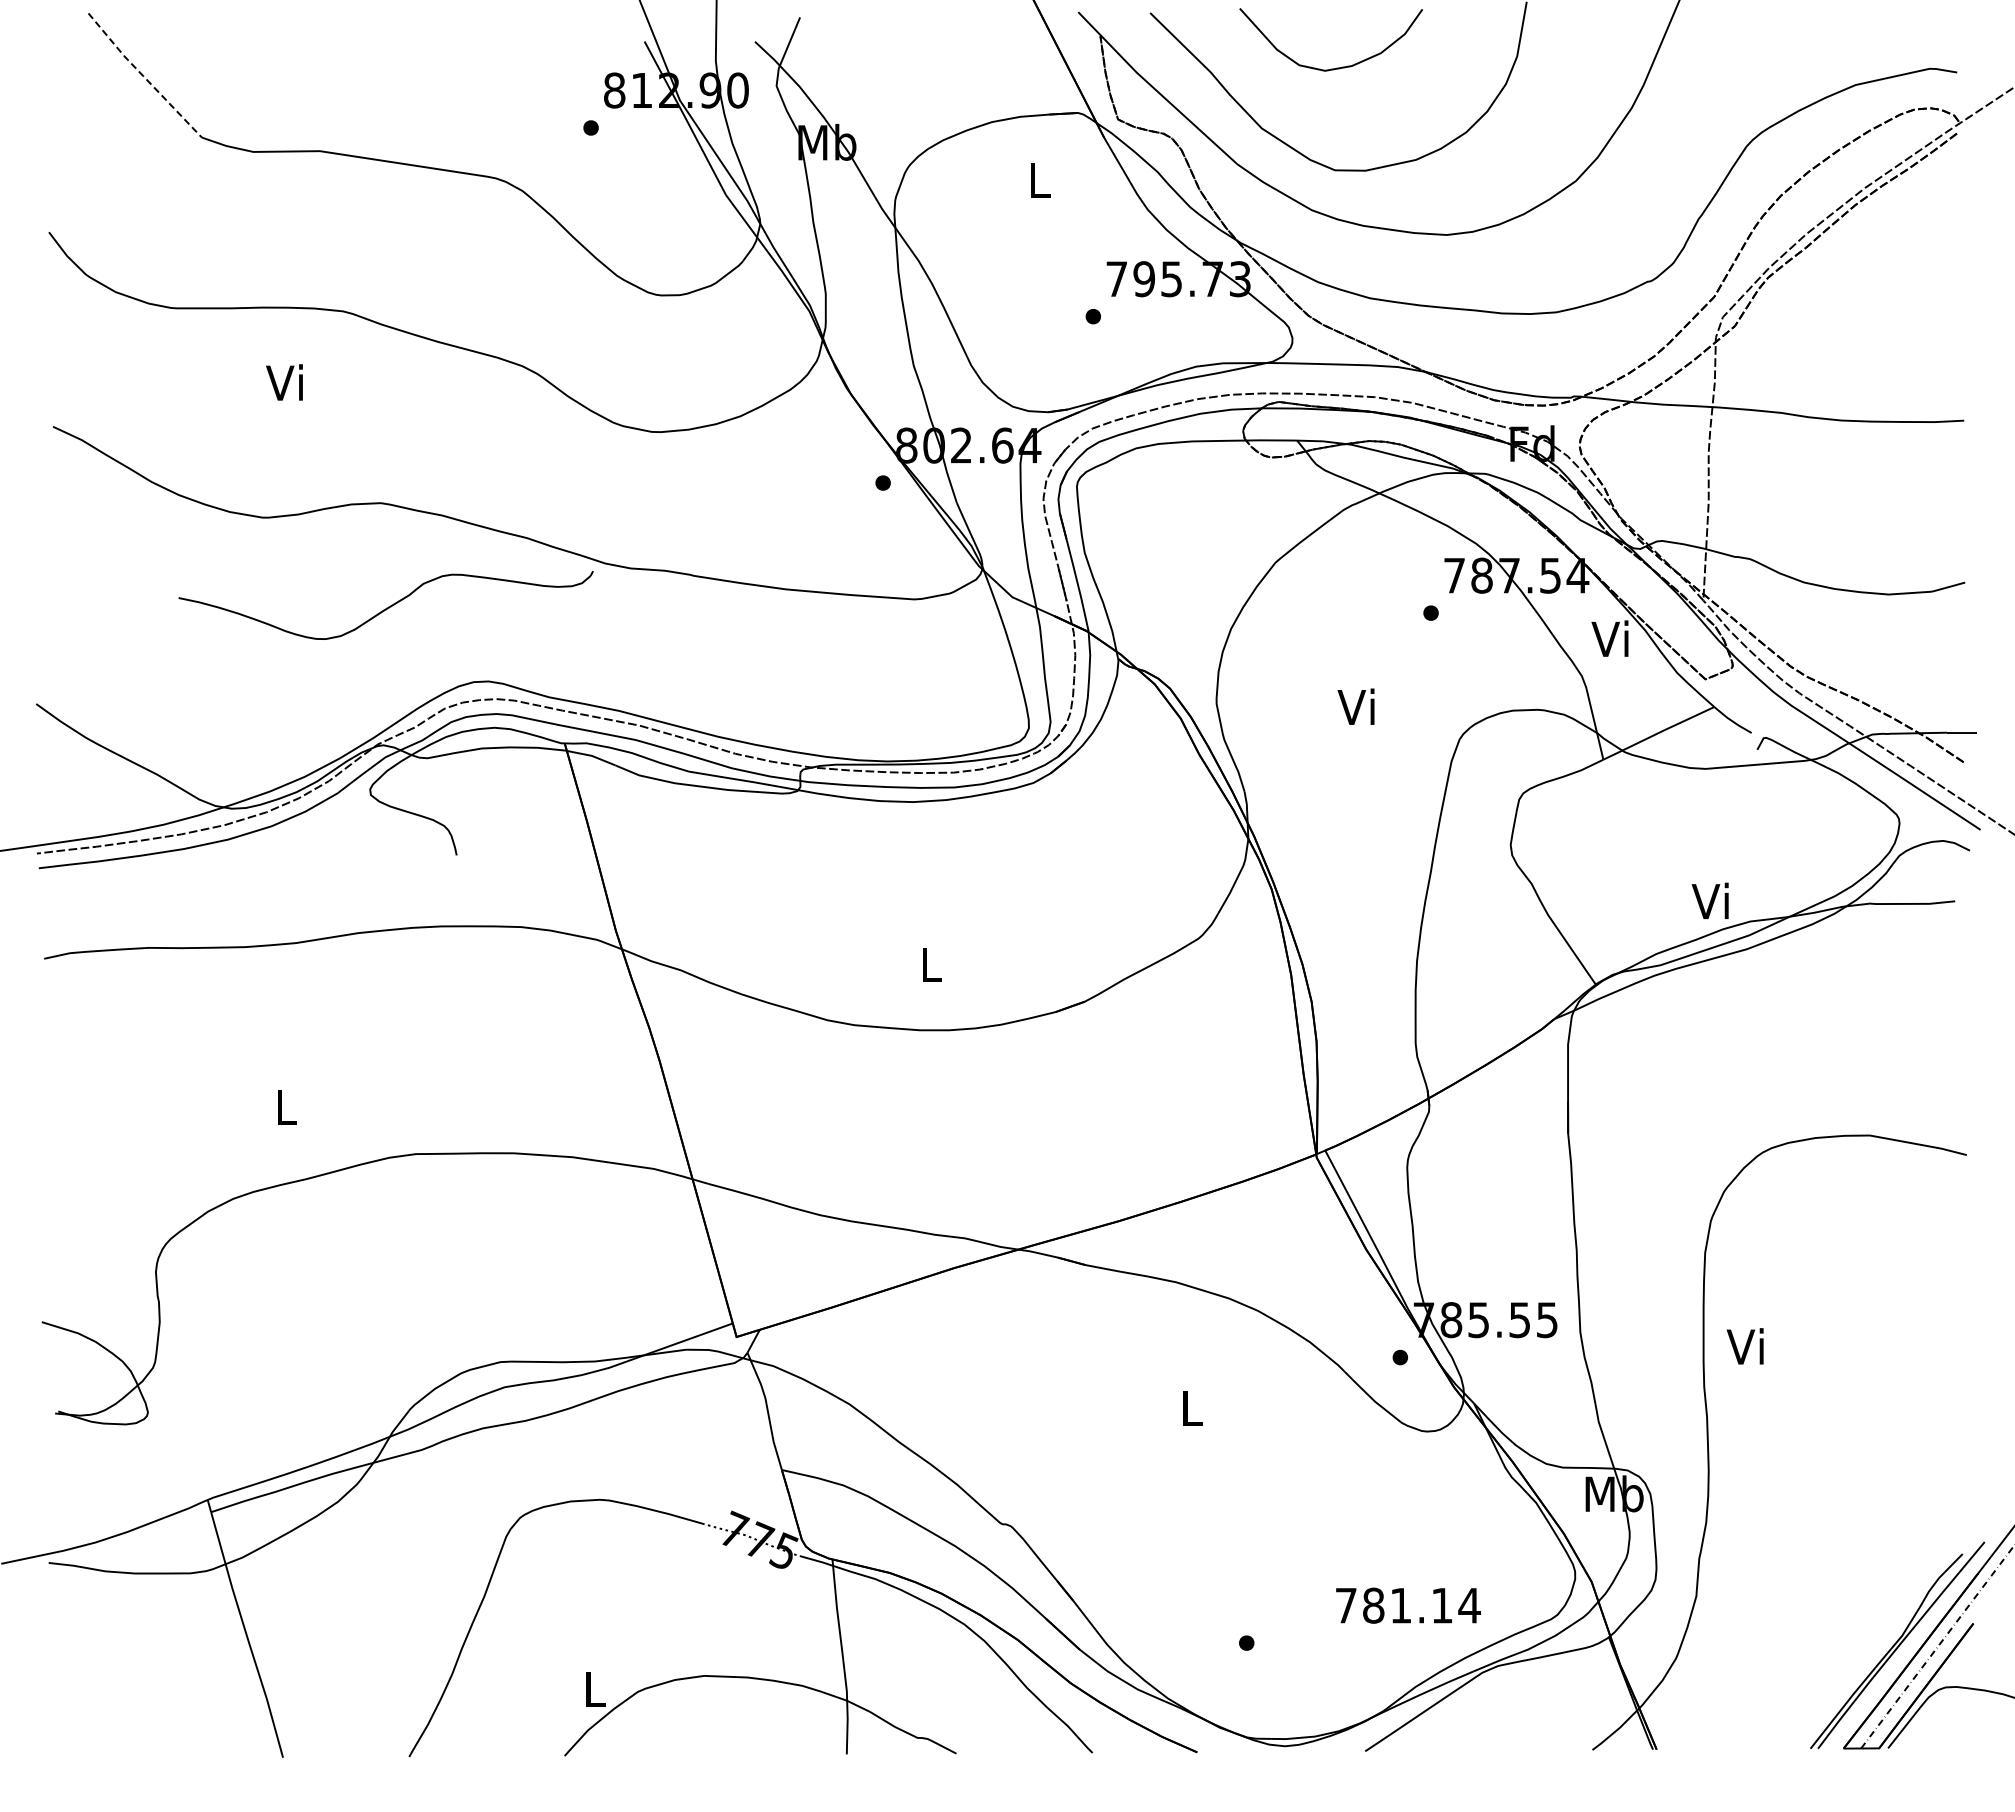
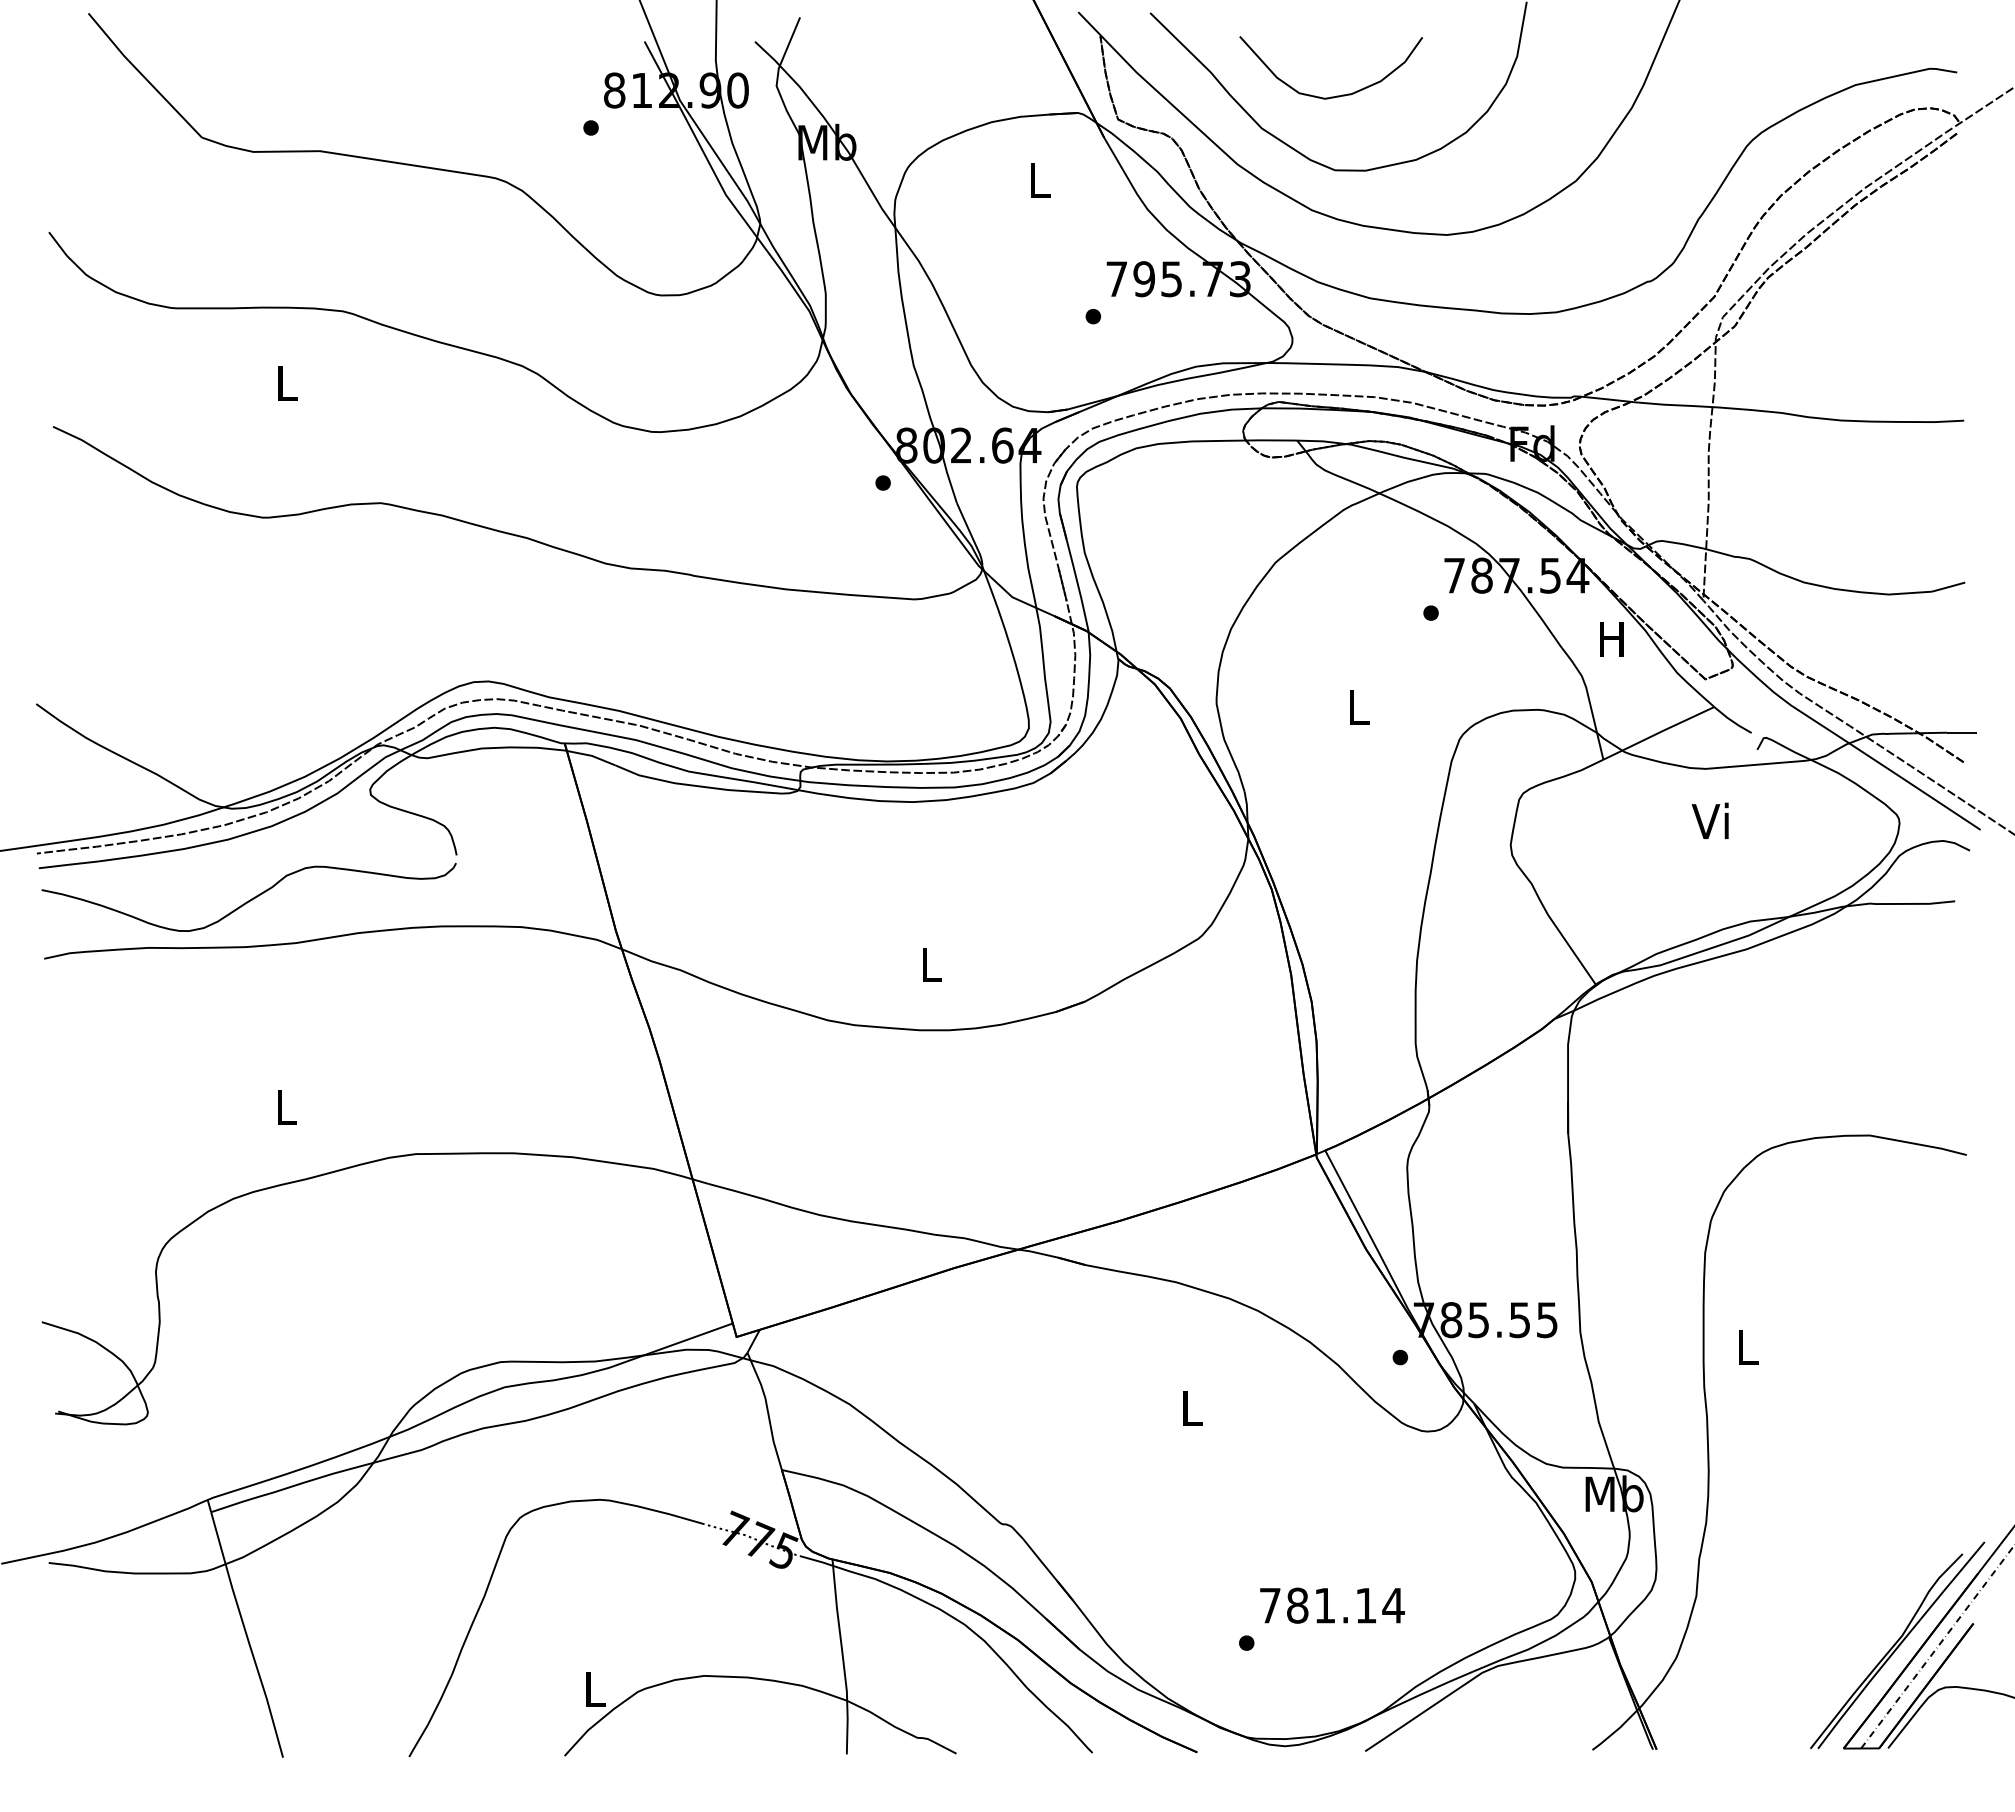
curve position: (1336, 67) -> (1336, 95) (1336, 95)
line: dashed -> solid (143, 76)
text: Vi -> L (284, 382)
part position: (385, 605) -> (248, 897) (248, 897)
text: Vi -> H (1609, 638)
text: Vi -> L (1355, 706)
text position: (1709, 900) -> (1709, 820) (1709, 820)
text: Vi -> L (1744, 1346)
text position: (1408, 1605) -> (1332, 1605) (1332, 1605)
